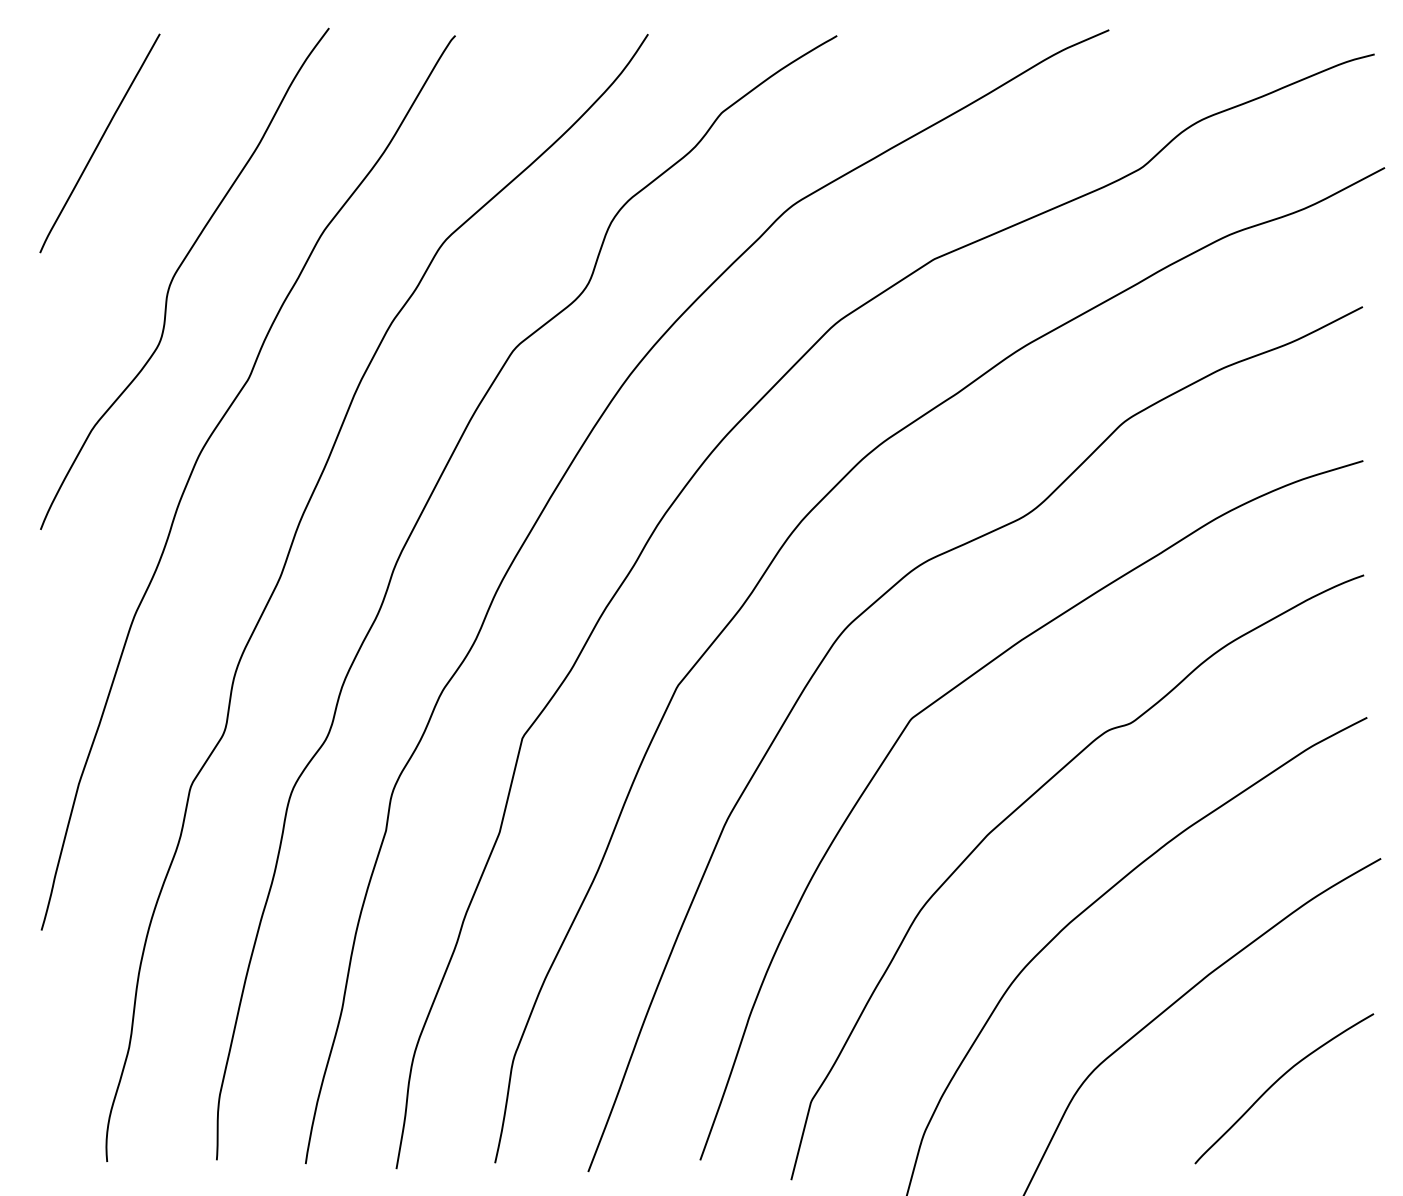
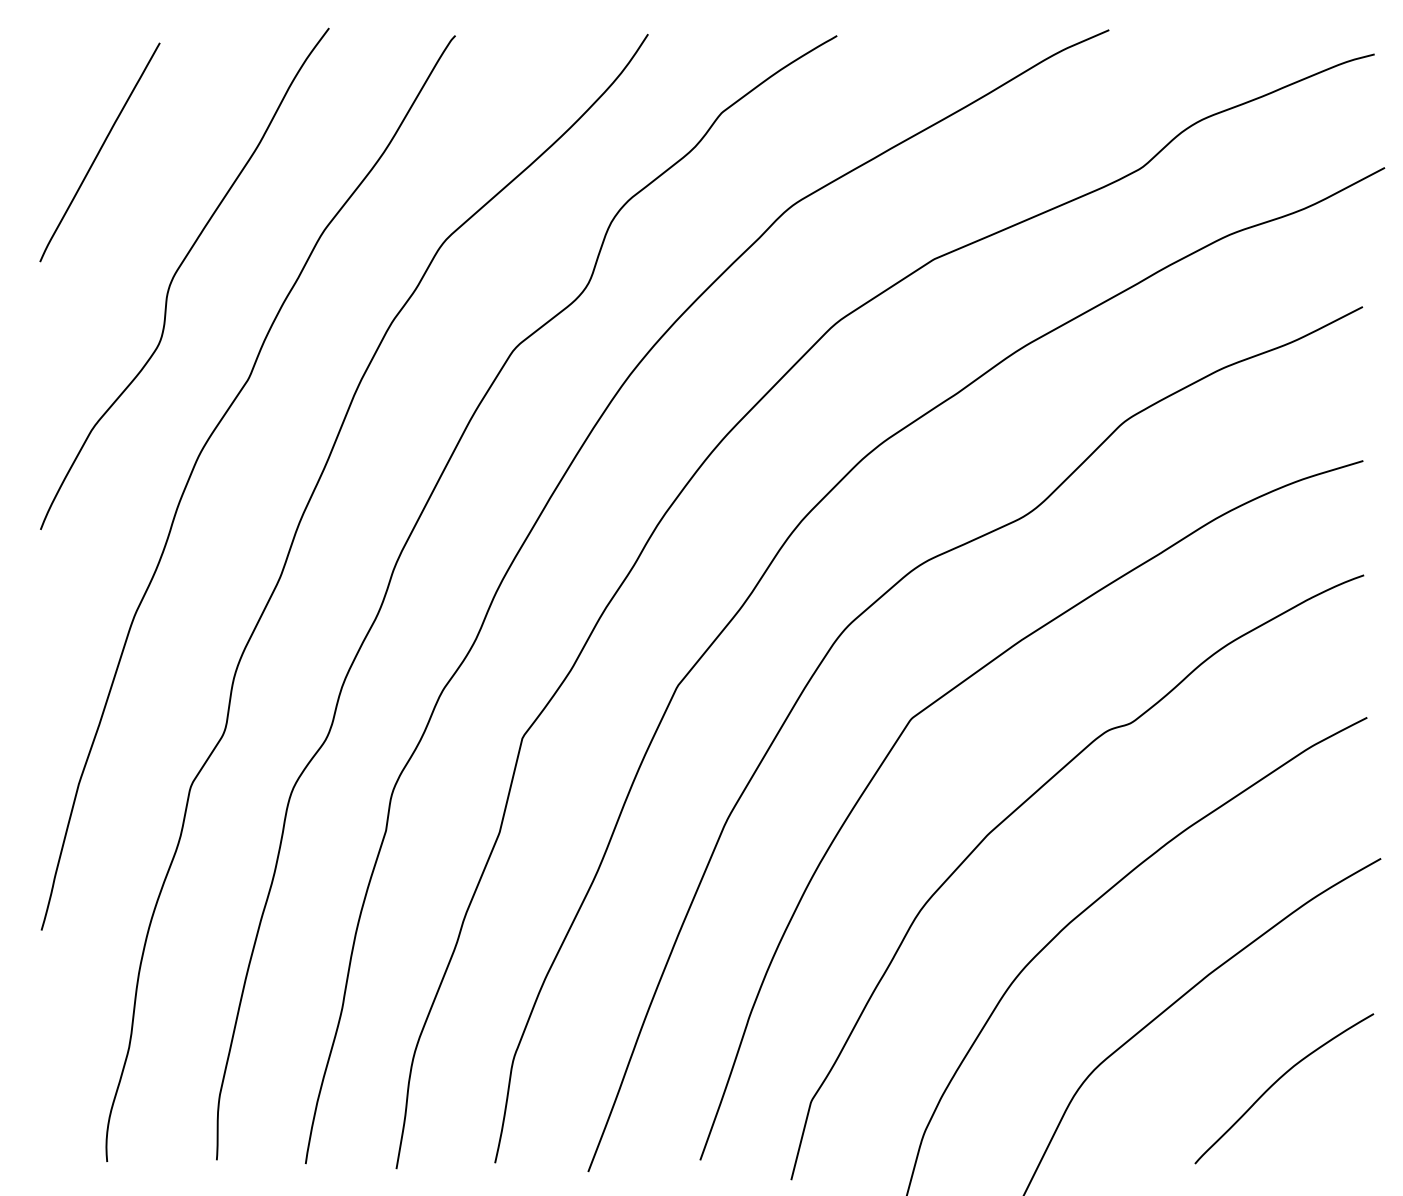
curve position: (99, 143) -> (99, 152) (99, 152)
